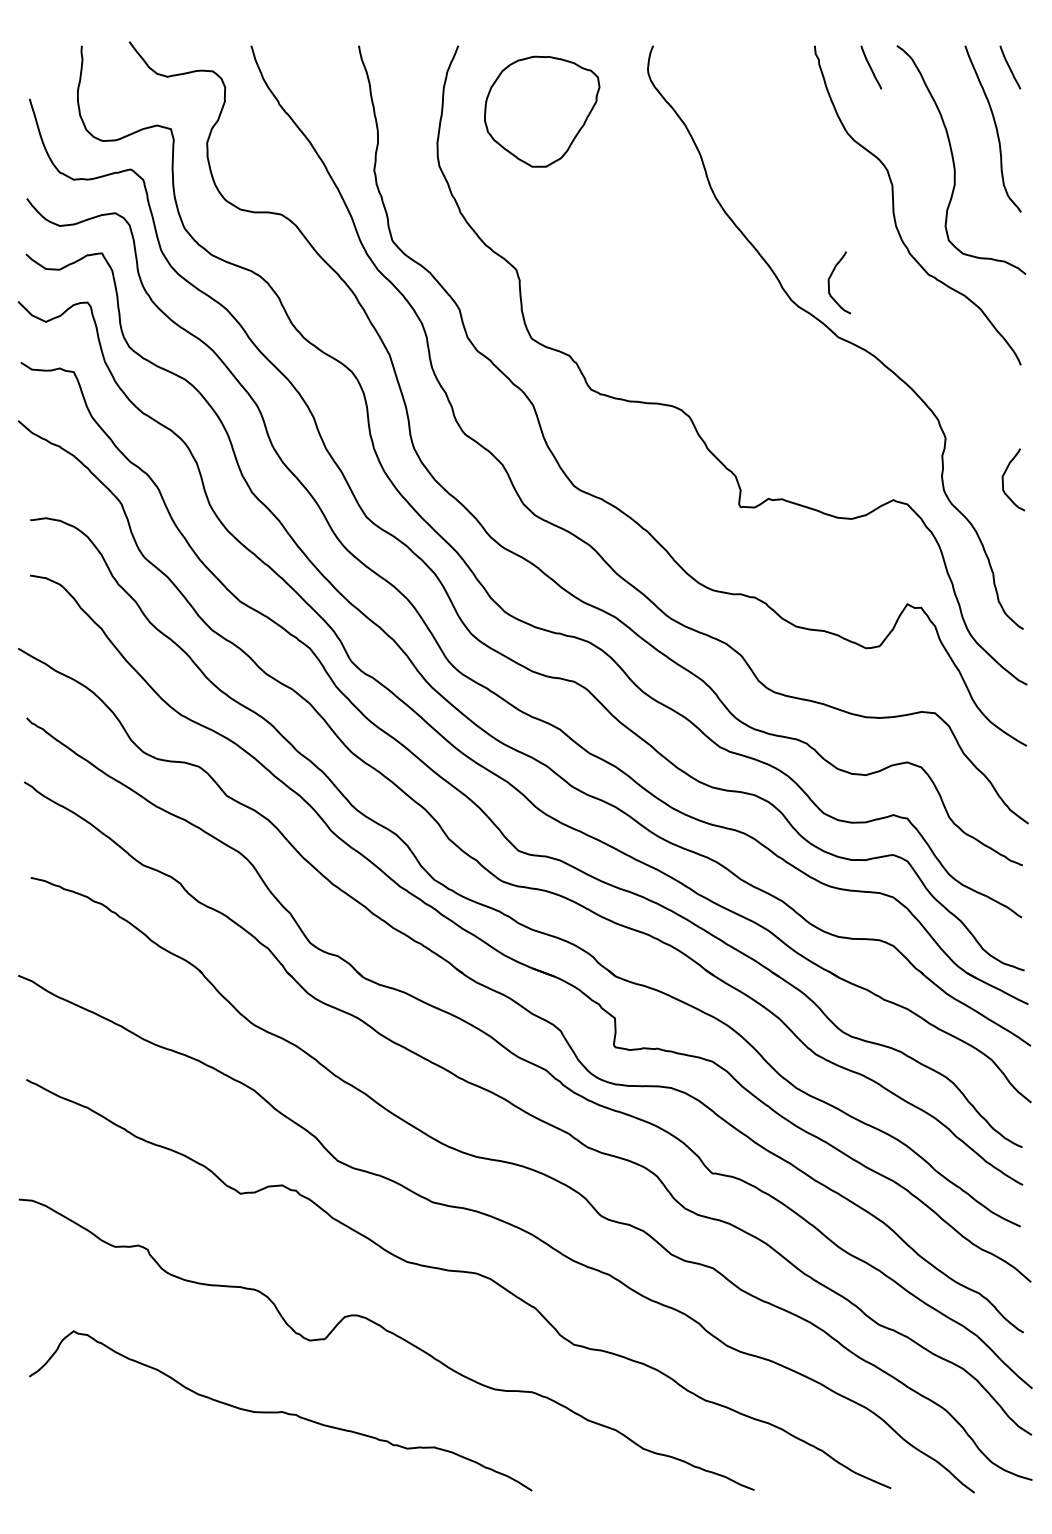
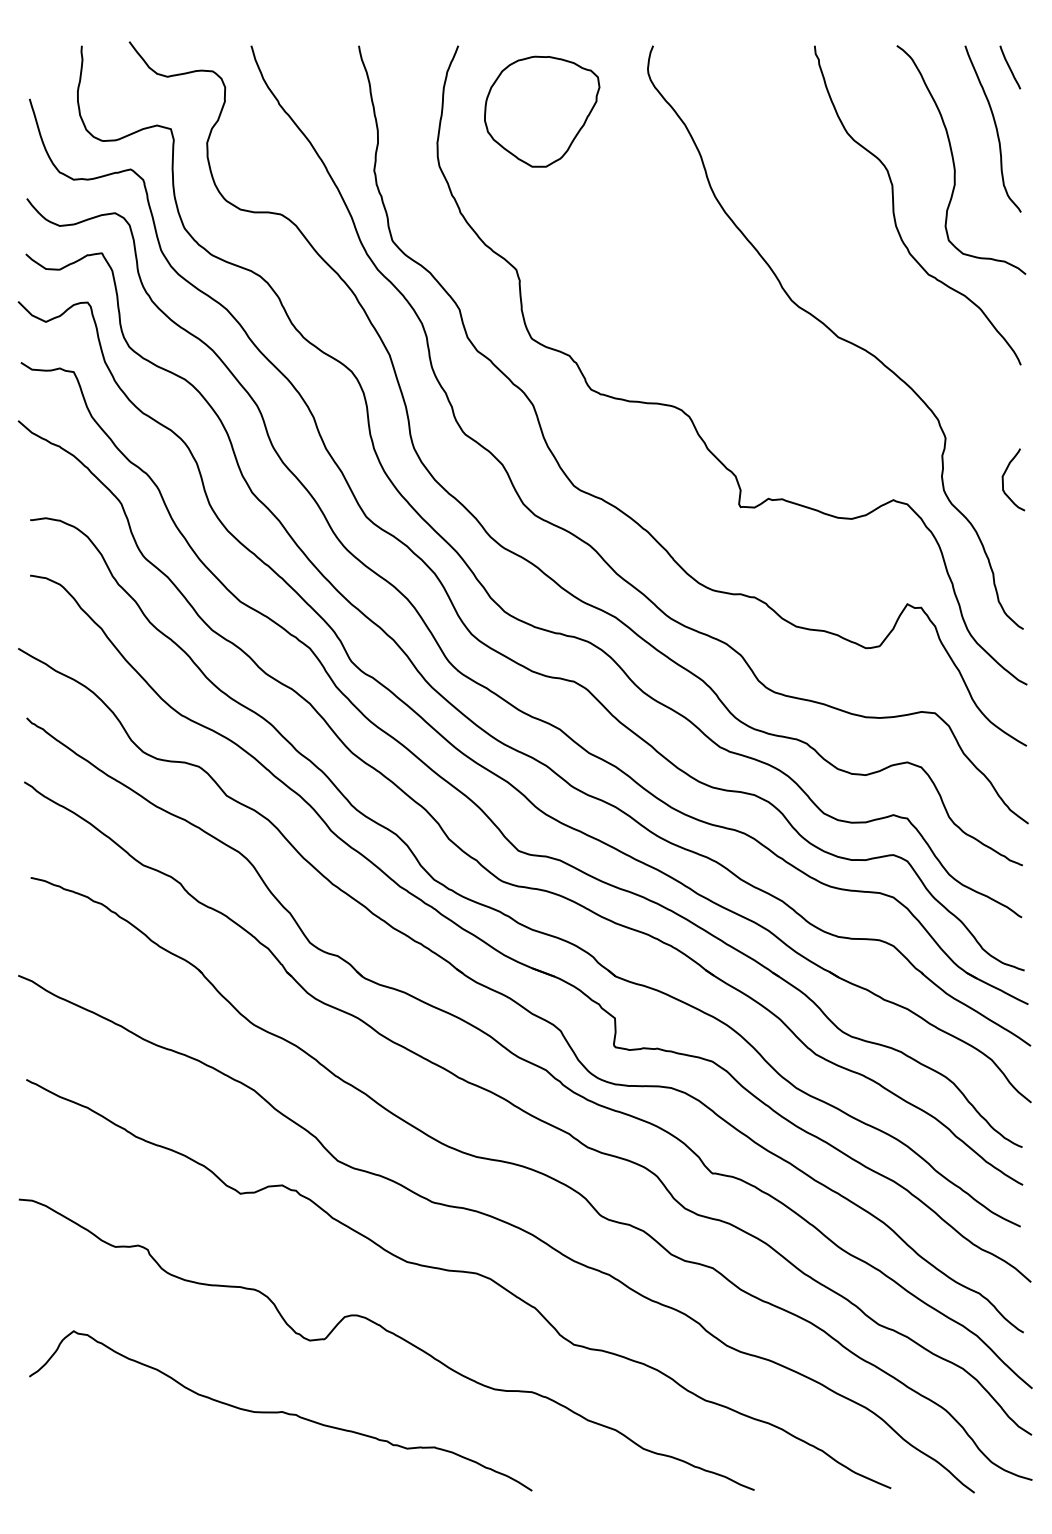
line: present -> none (871, 67)
curve: present -> none (830, 278)
